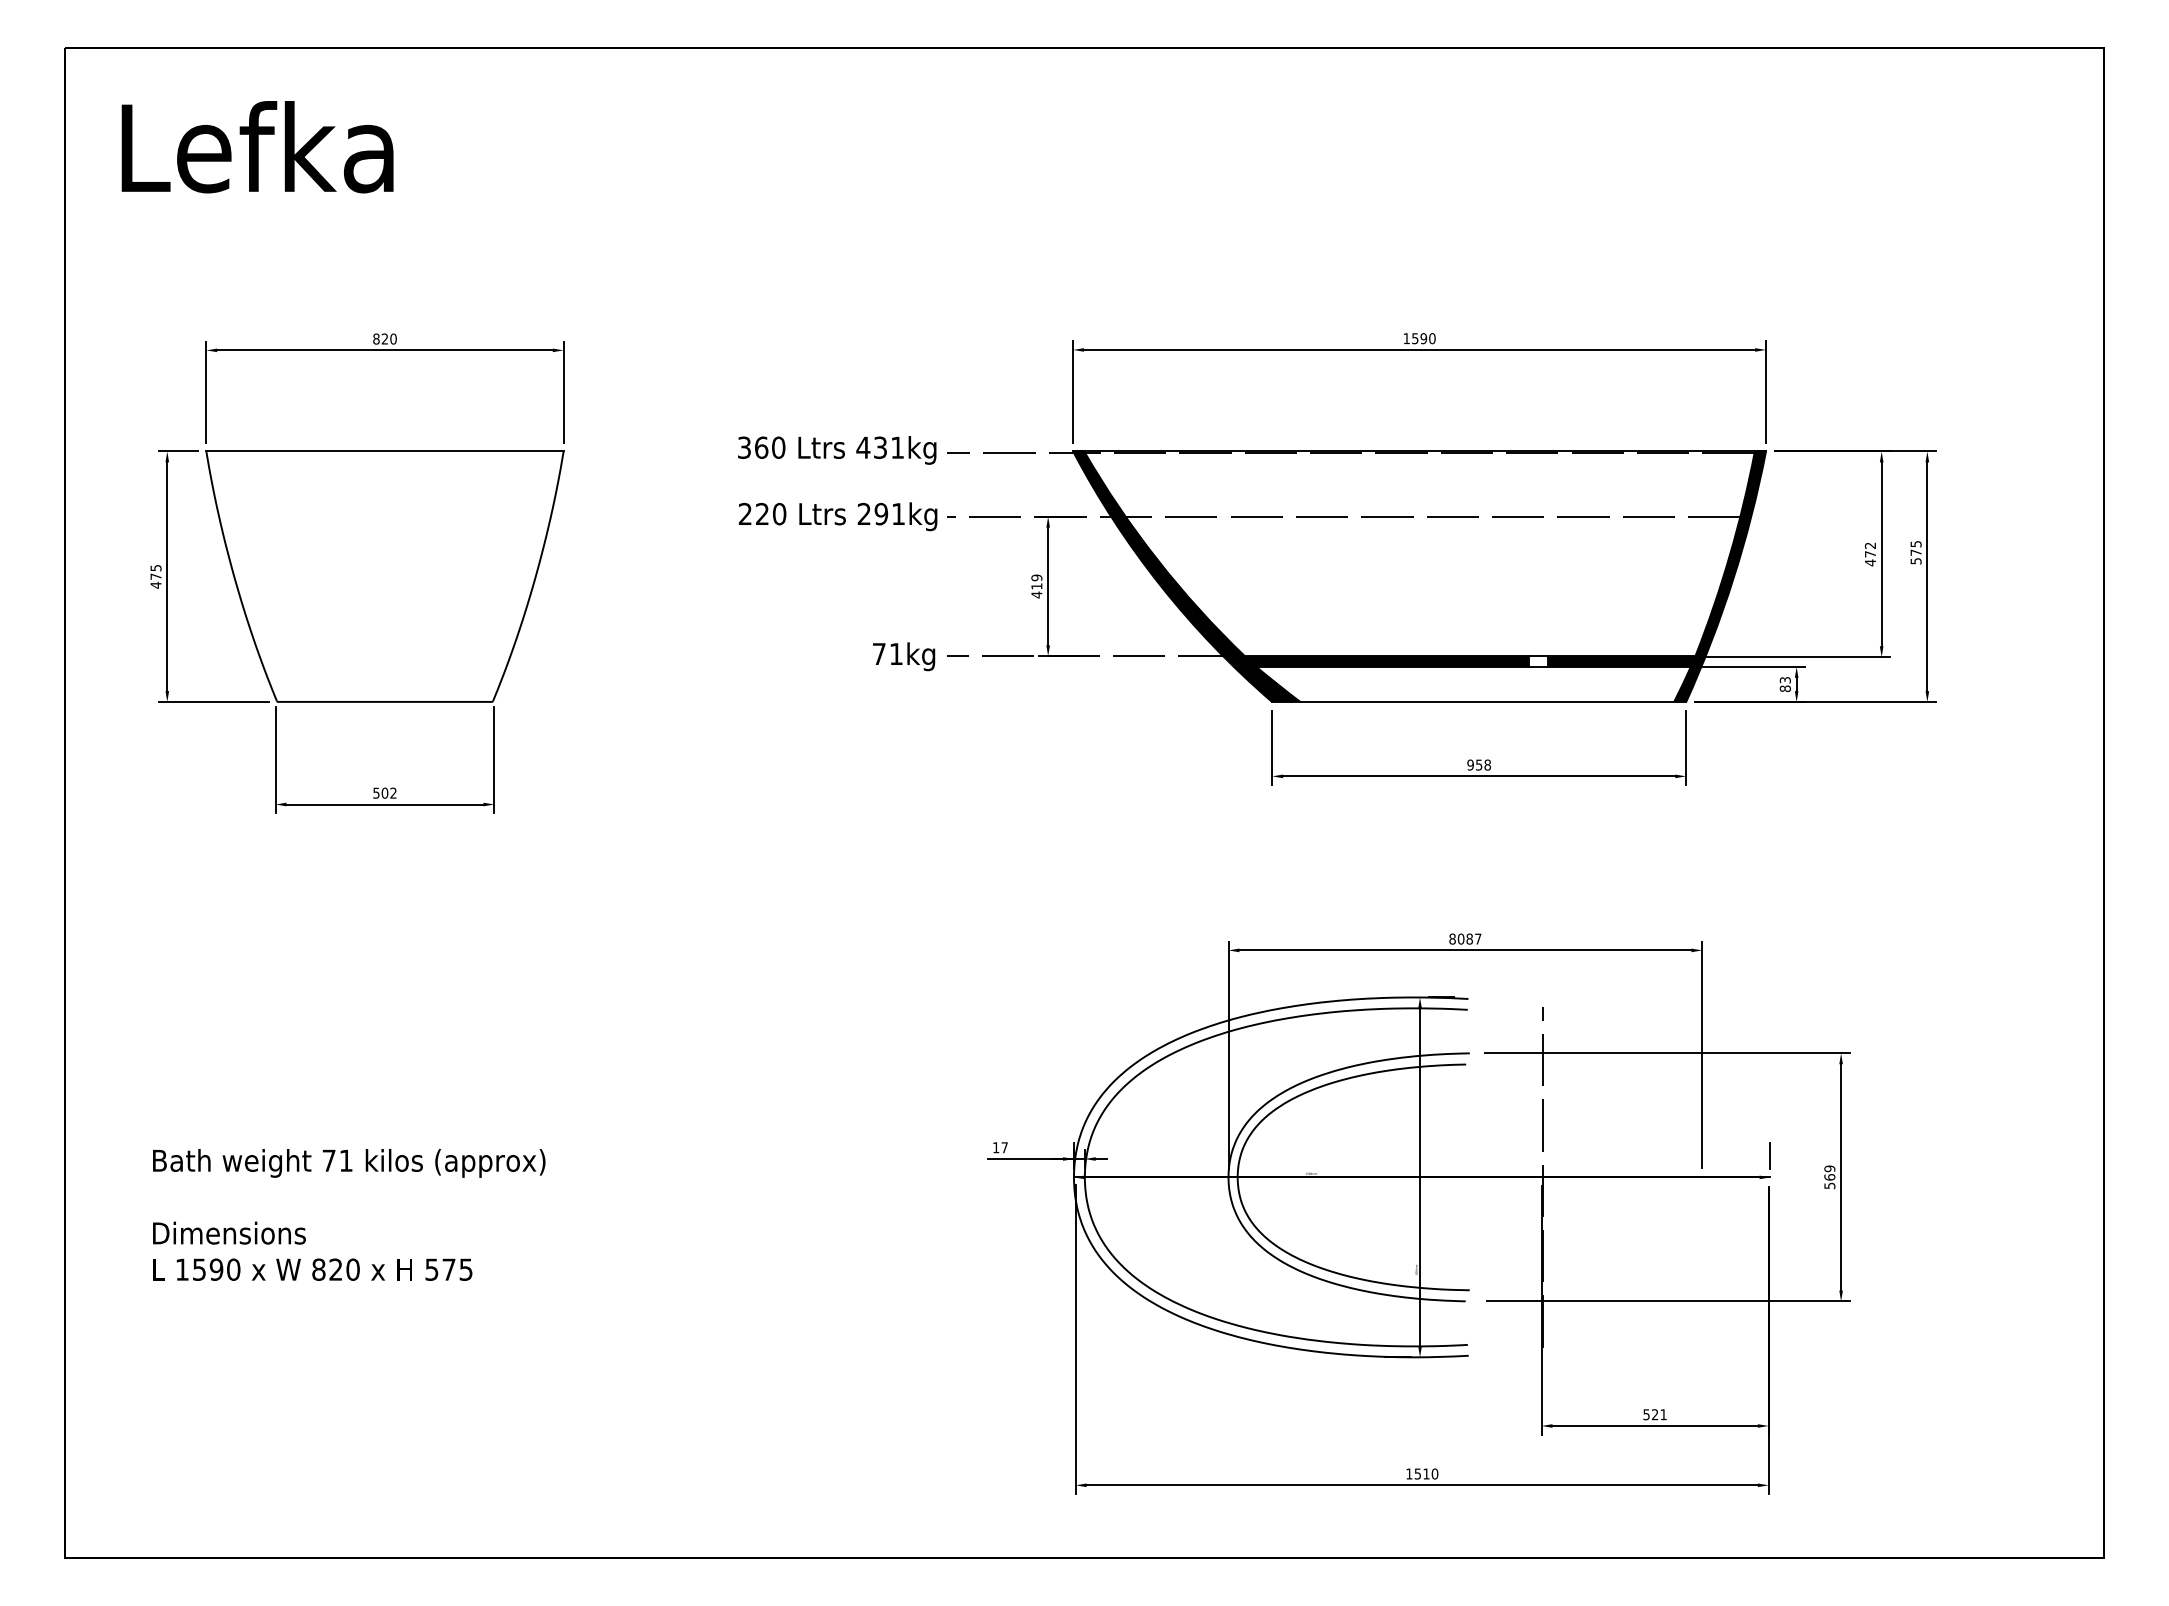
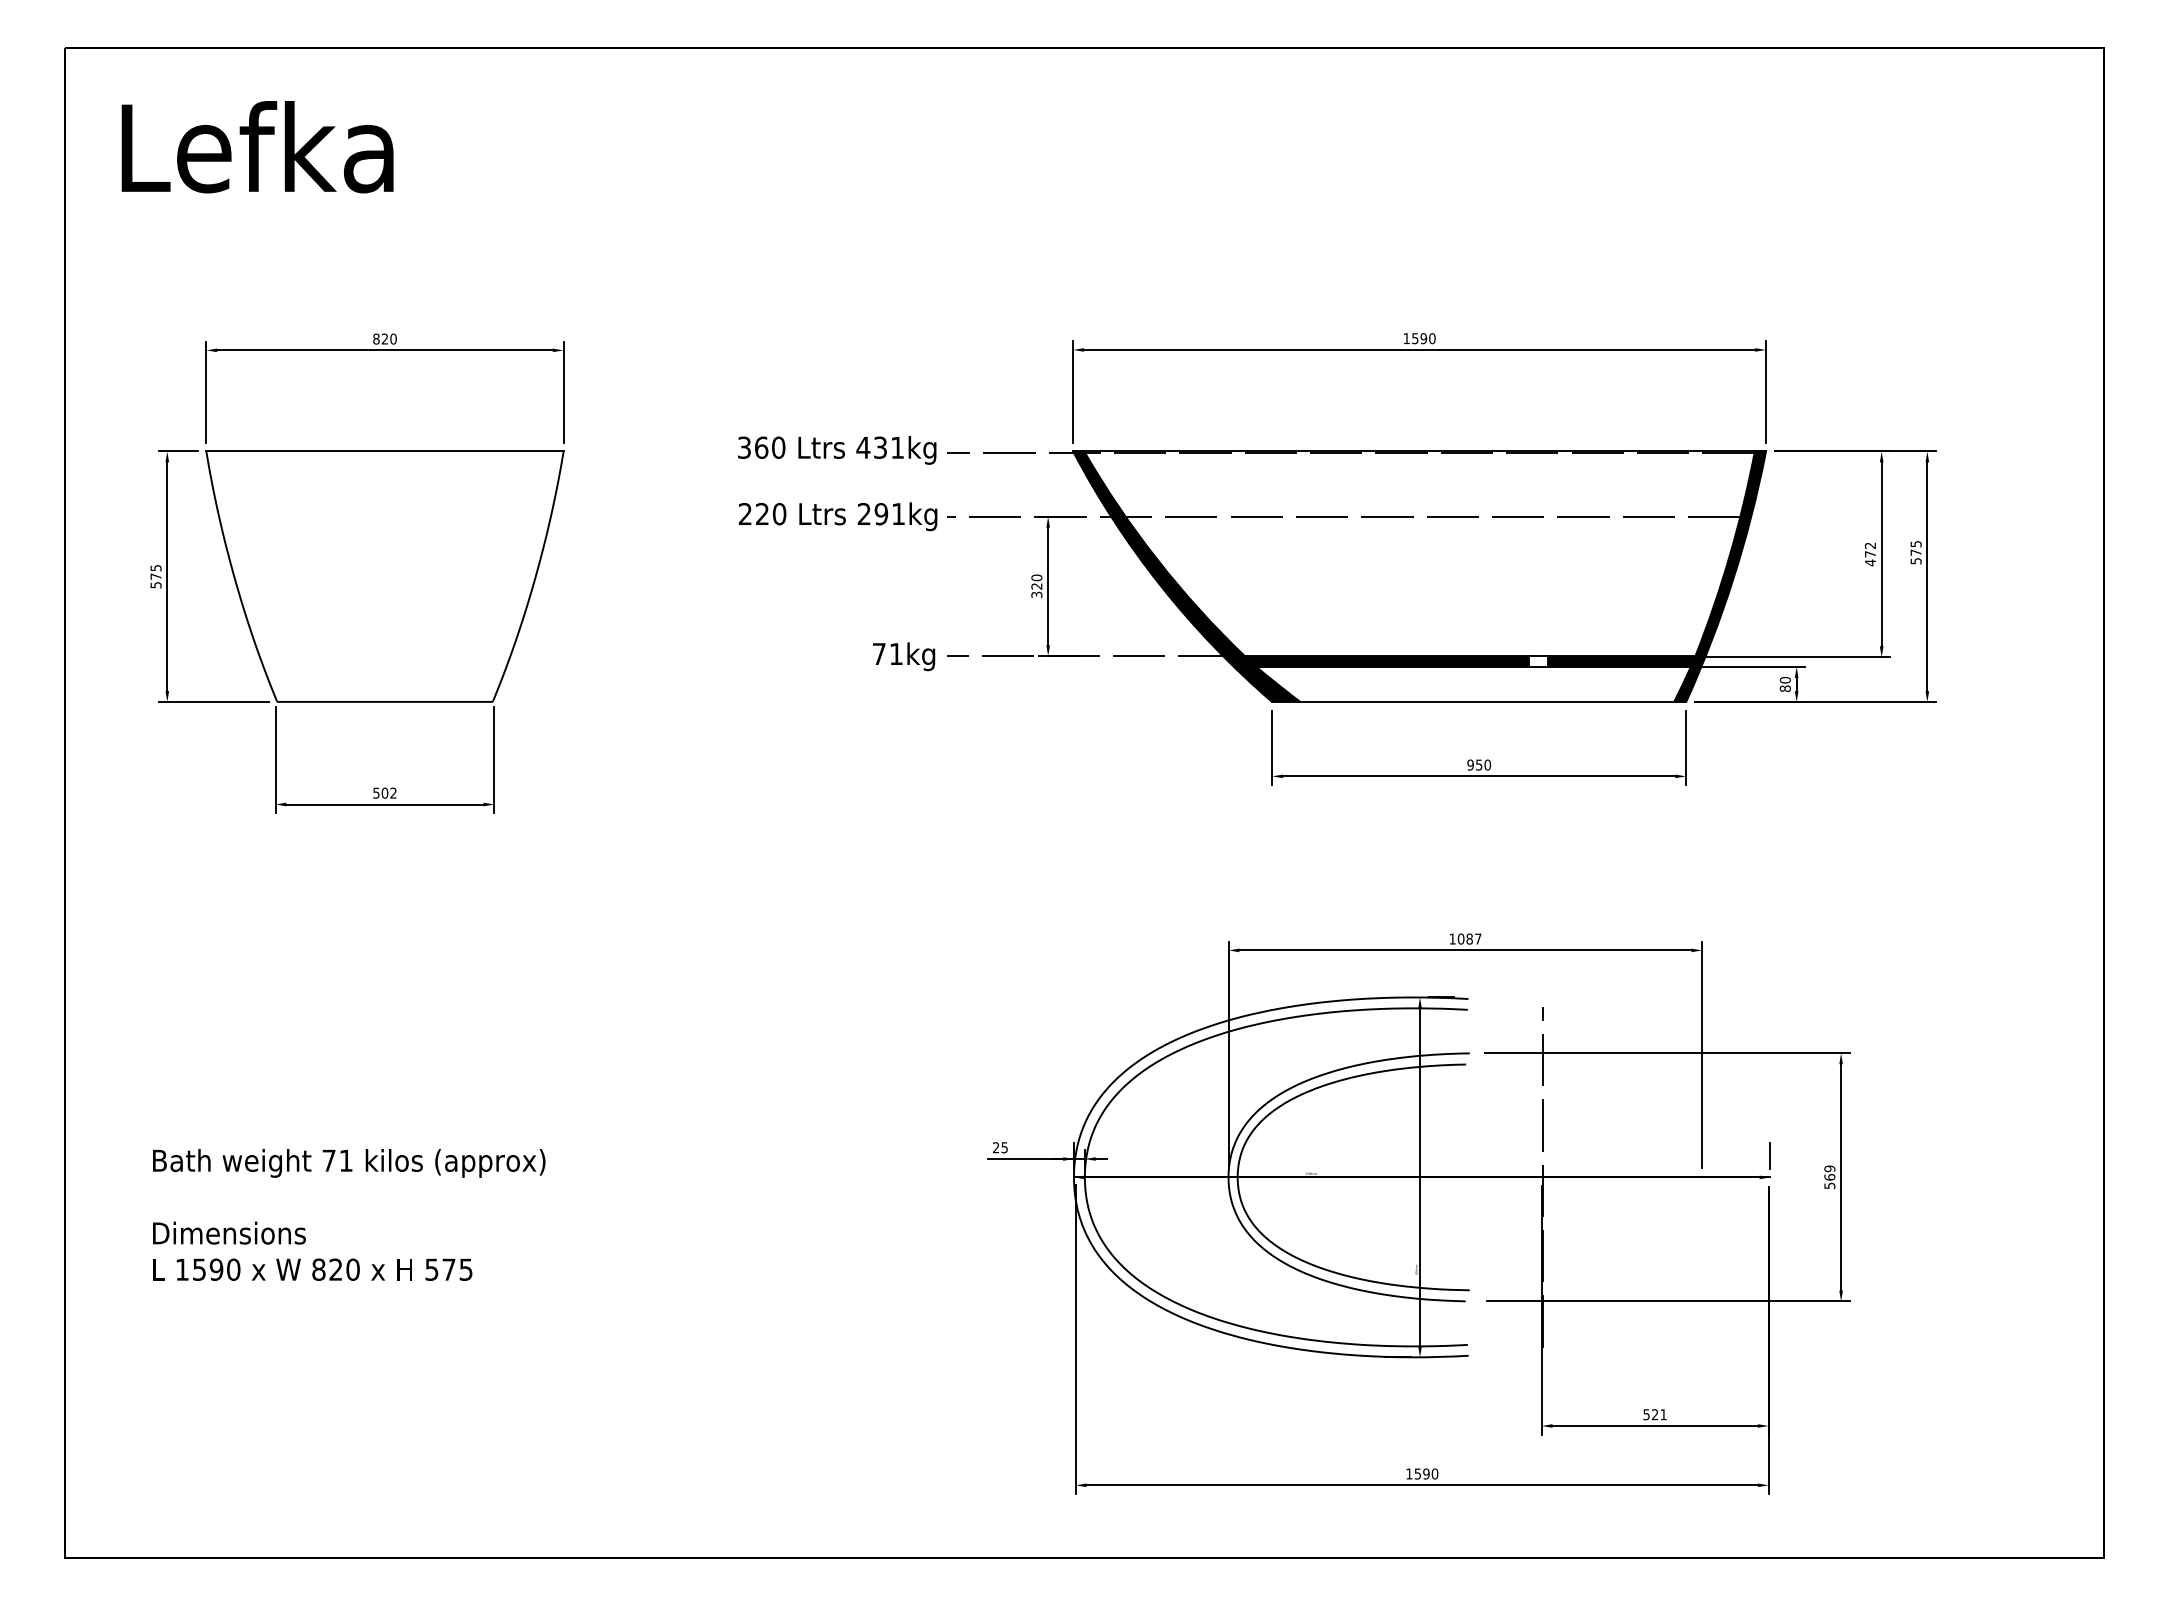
text: 475 -> 575 (155, 584)
text: 419 -> 320 (1036, 586)
text: 83 -> 80 (1784, 679)
text: 958 -> 950 (1487, 764)
text: 8087 -> 1087 (1452, 938)
text: 17 -> 25 (1000, 1147)
text: 1510 -> 1590 (1426, 1473)
